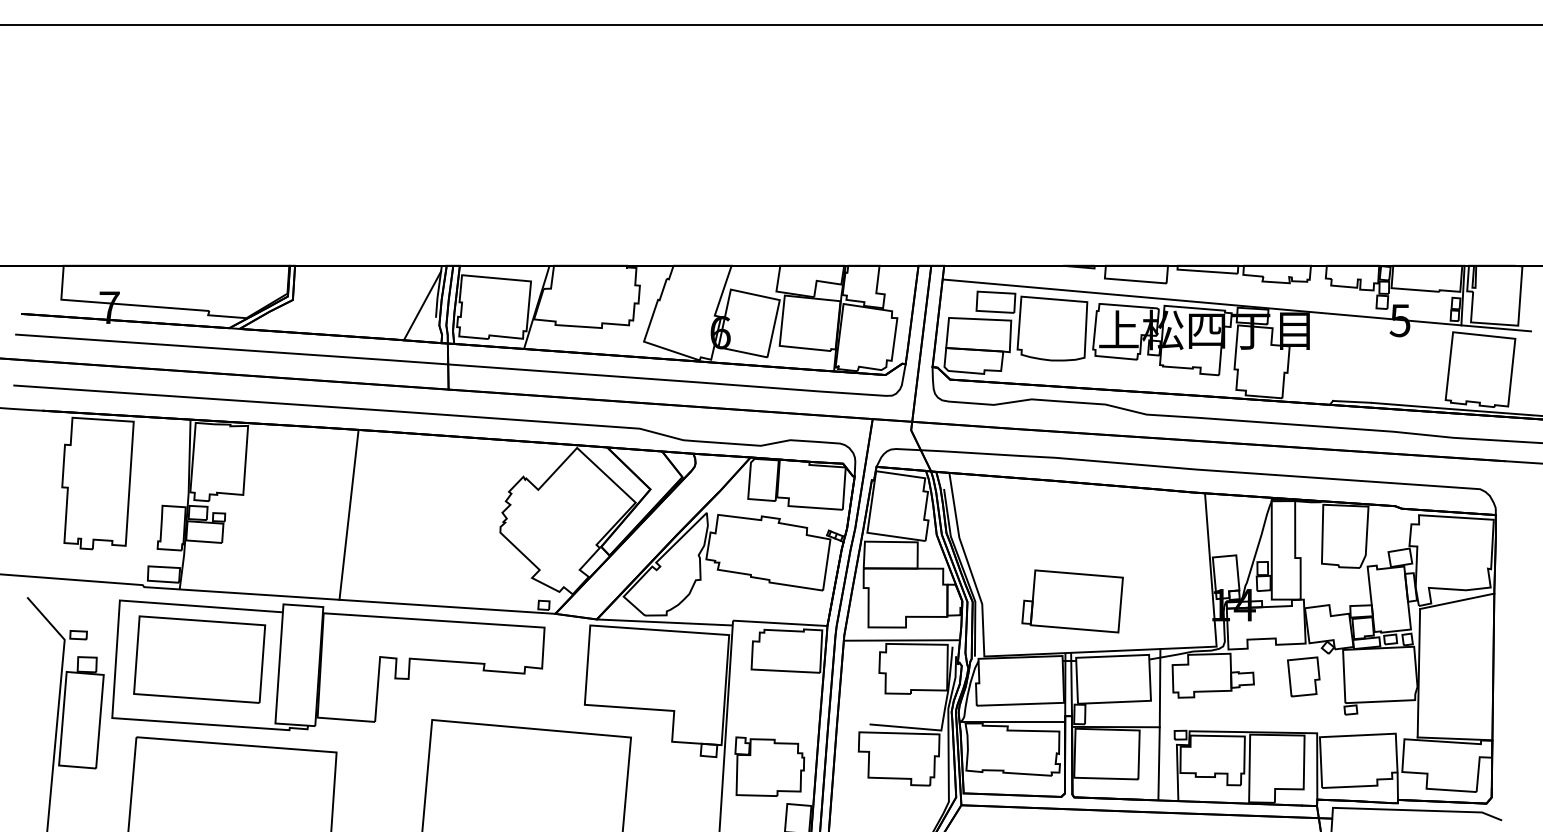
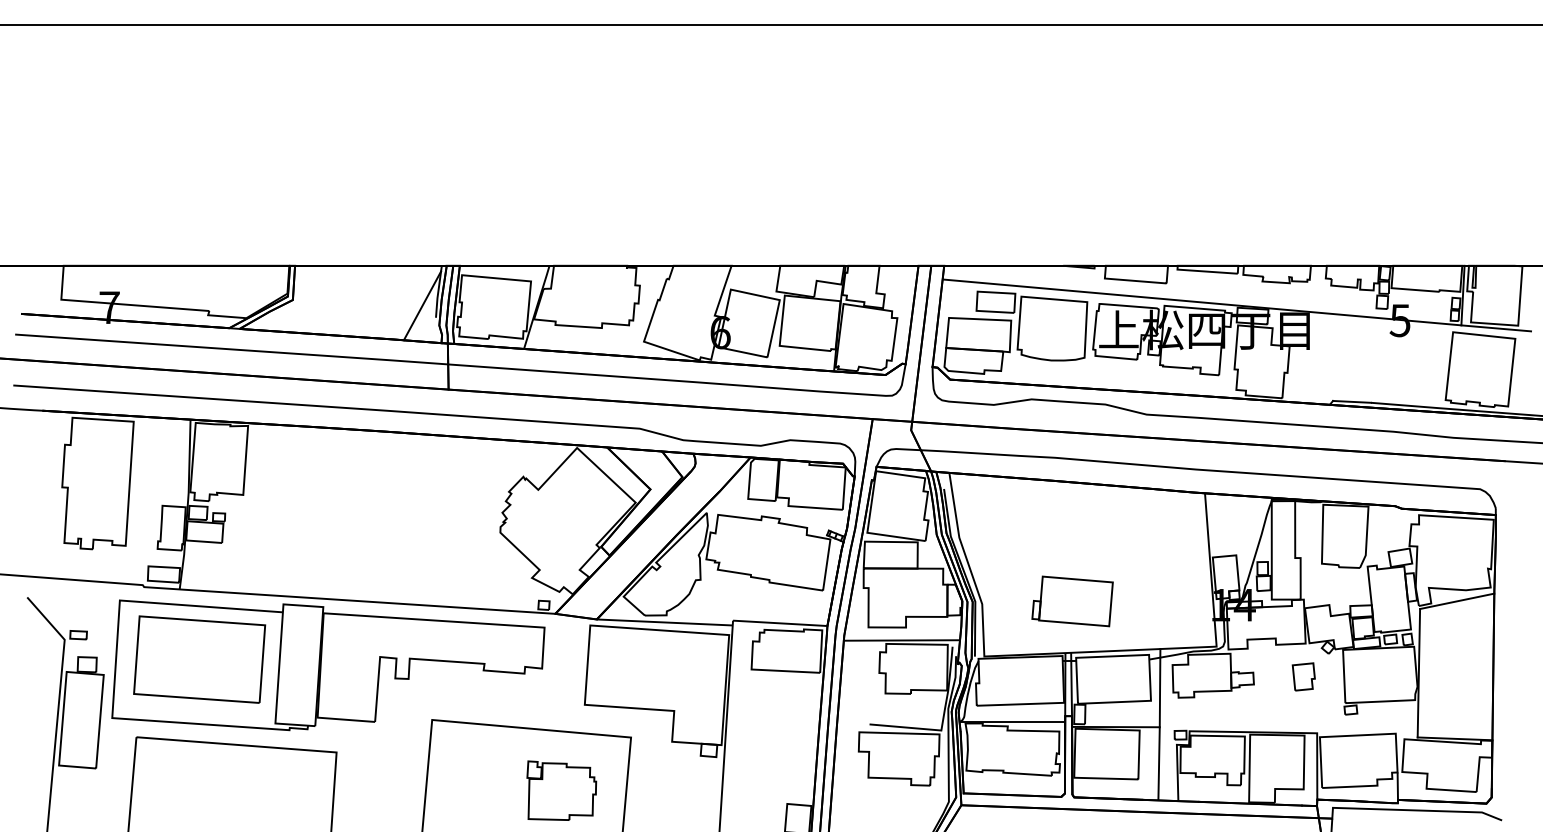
line: present -> none (348, 514)
part size: 103x65 px -> 83x53 px (1072, 601)
part size: 34x42 px -> 25x30 px (1303, 676)
part position: (769, 766) -> (561, 790) (561, 790)
